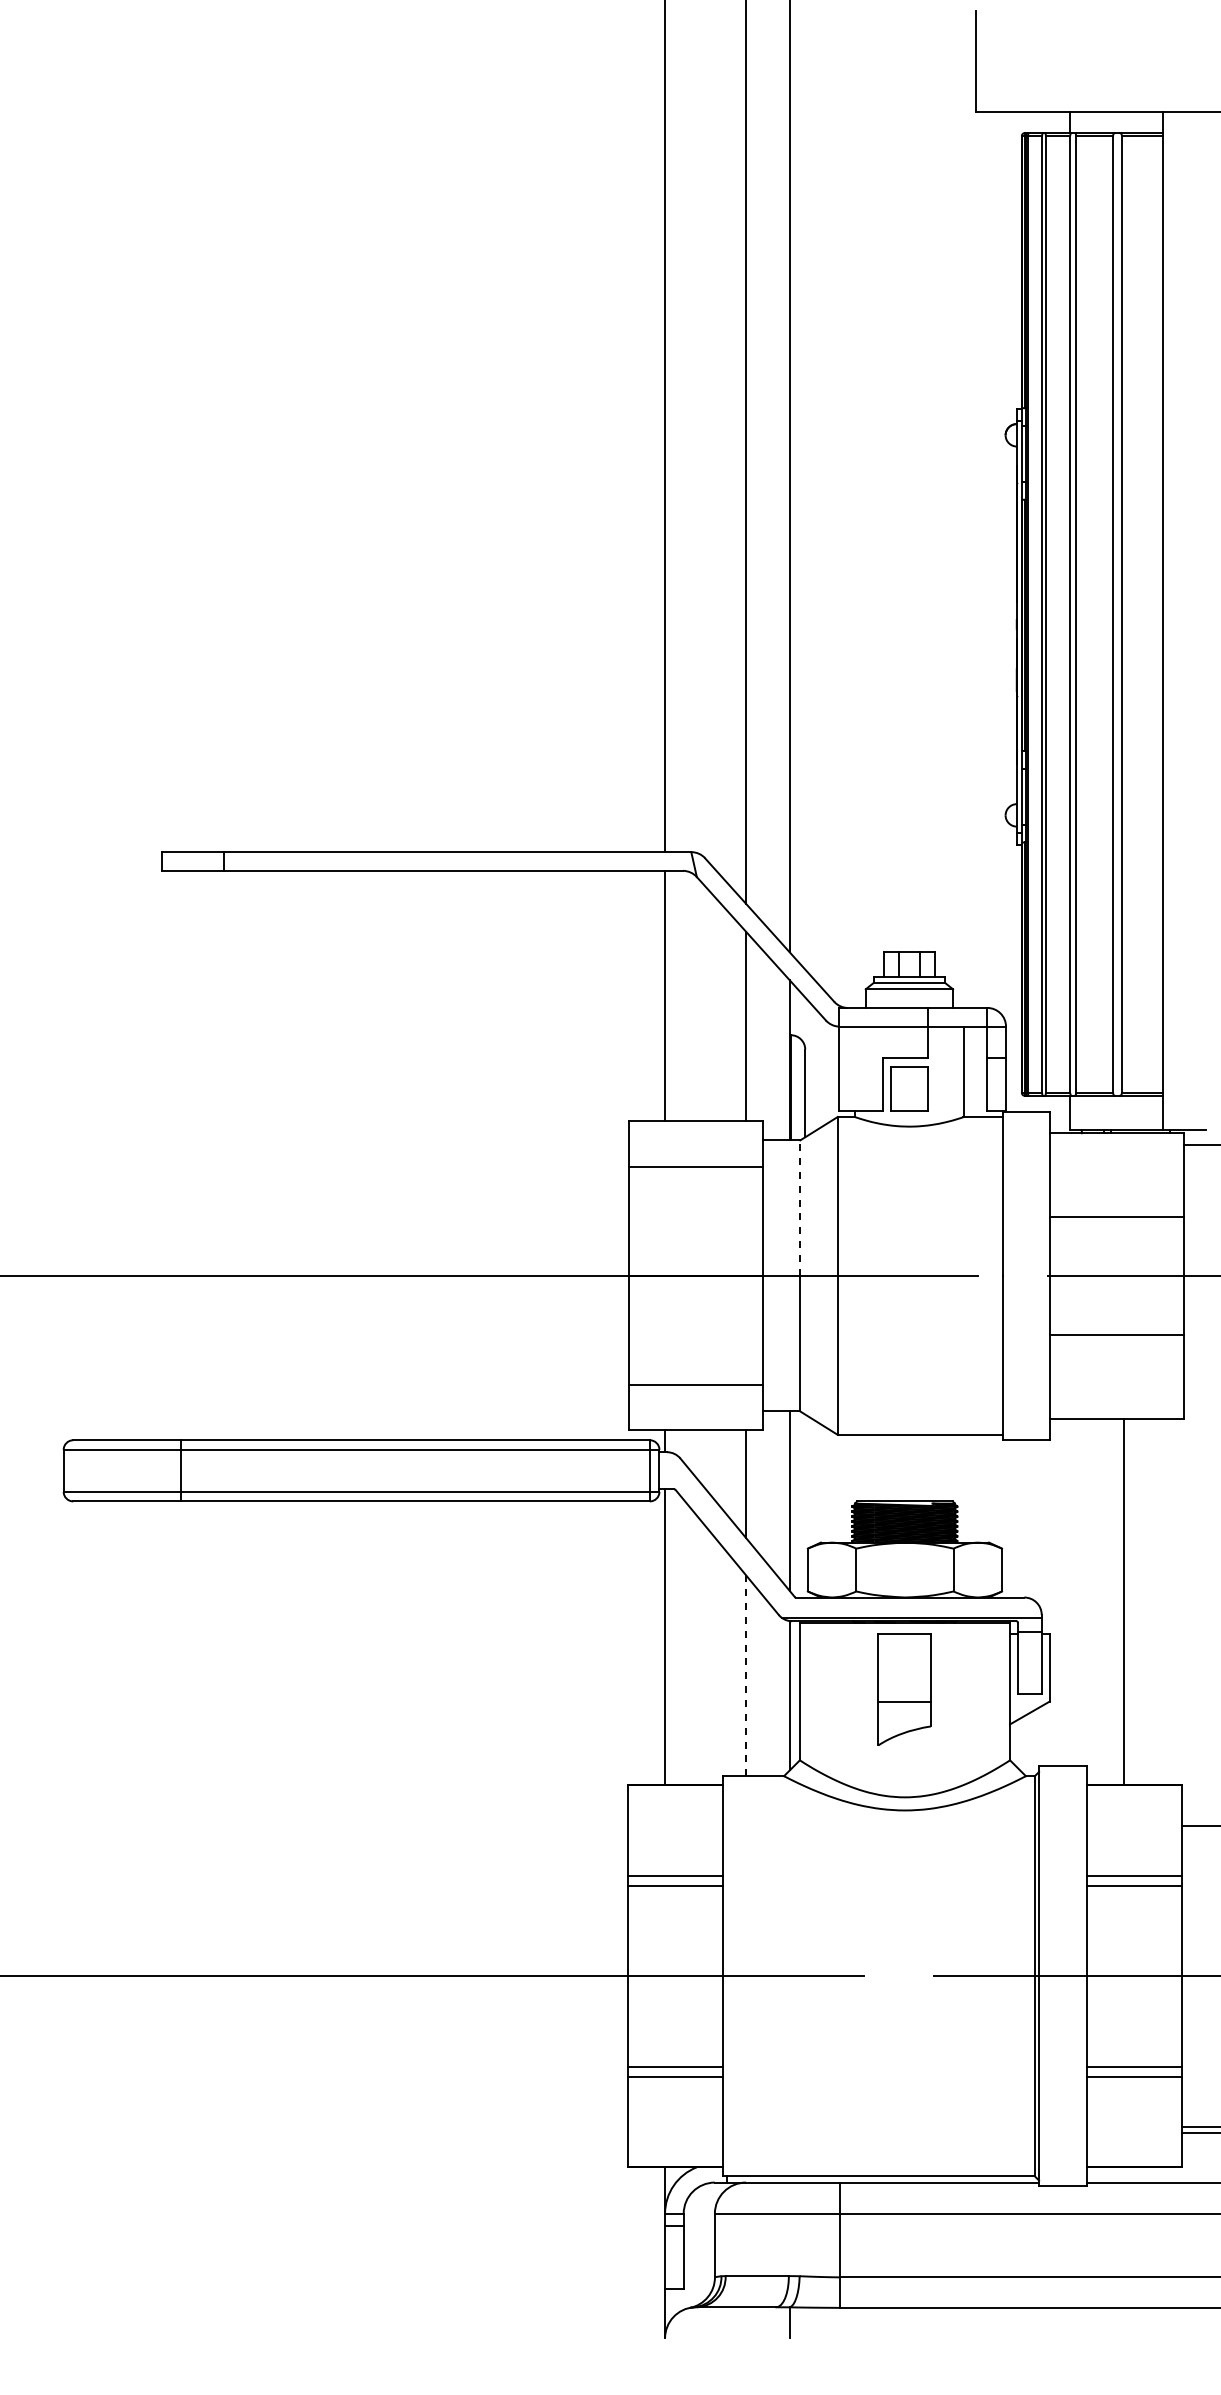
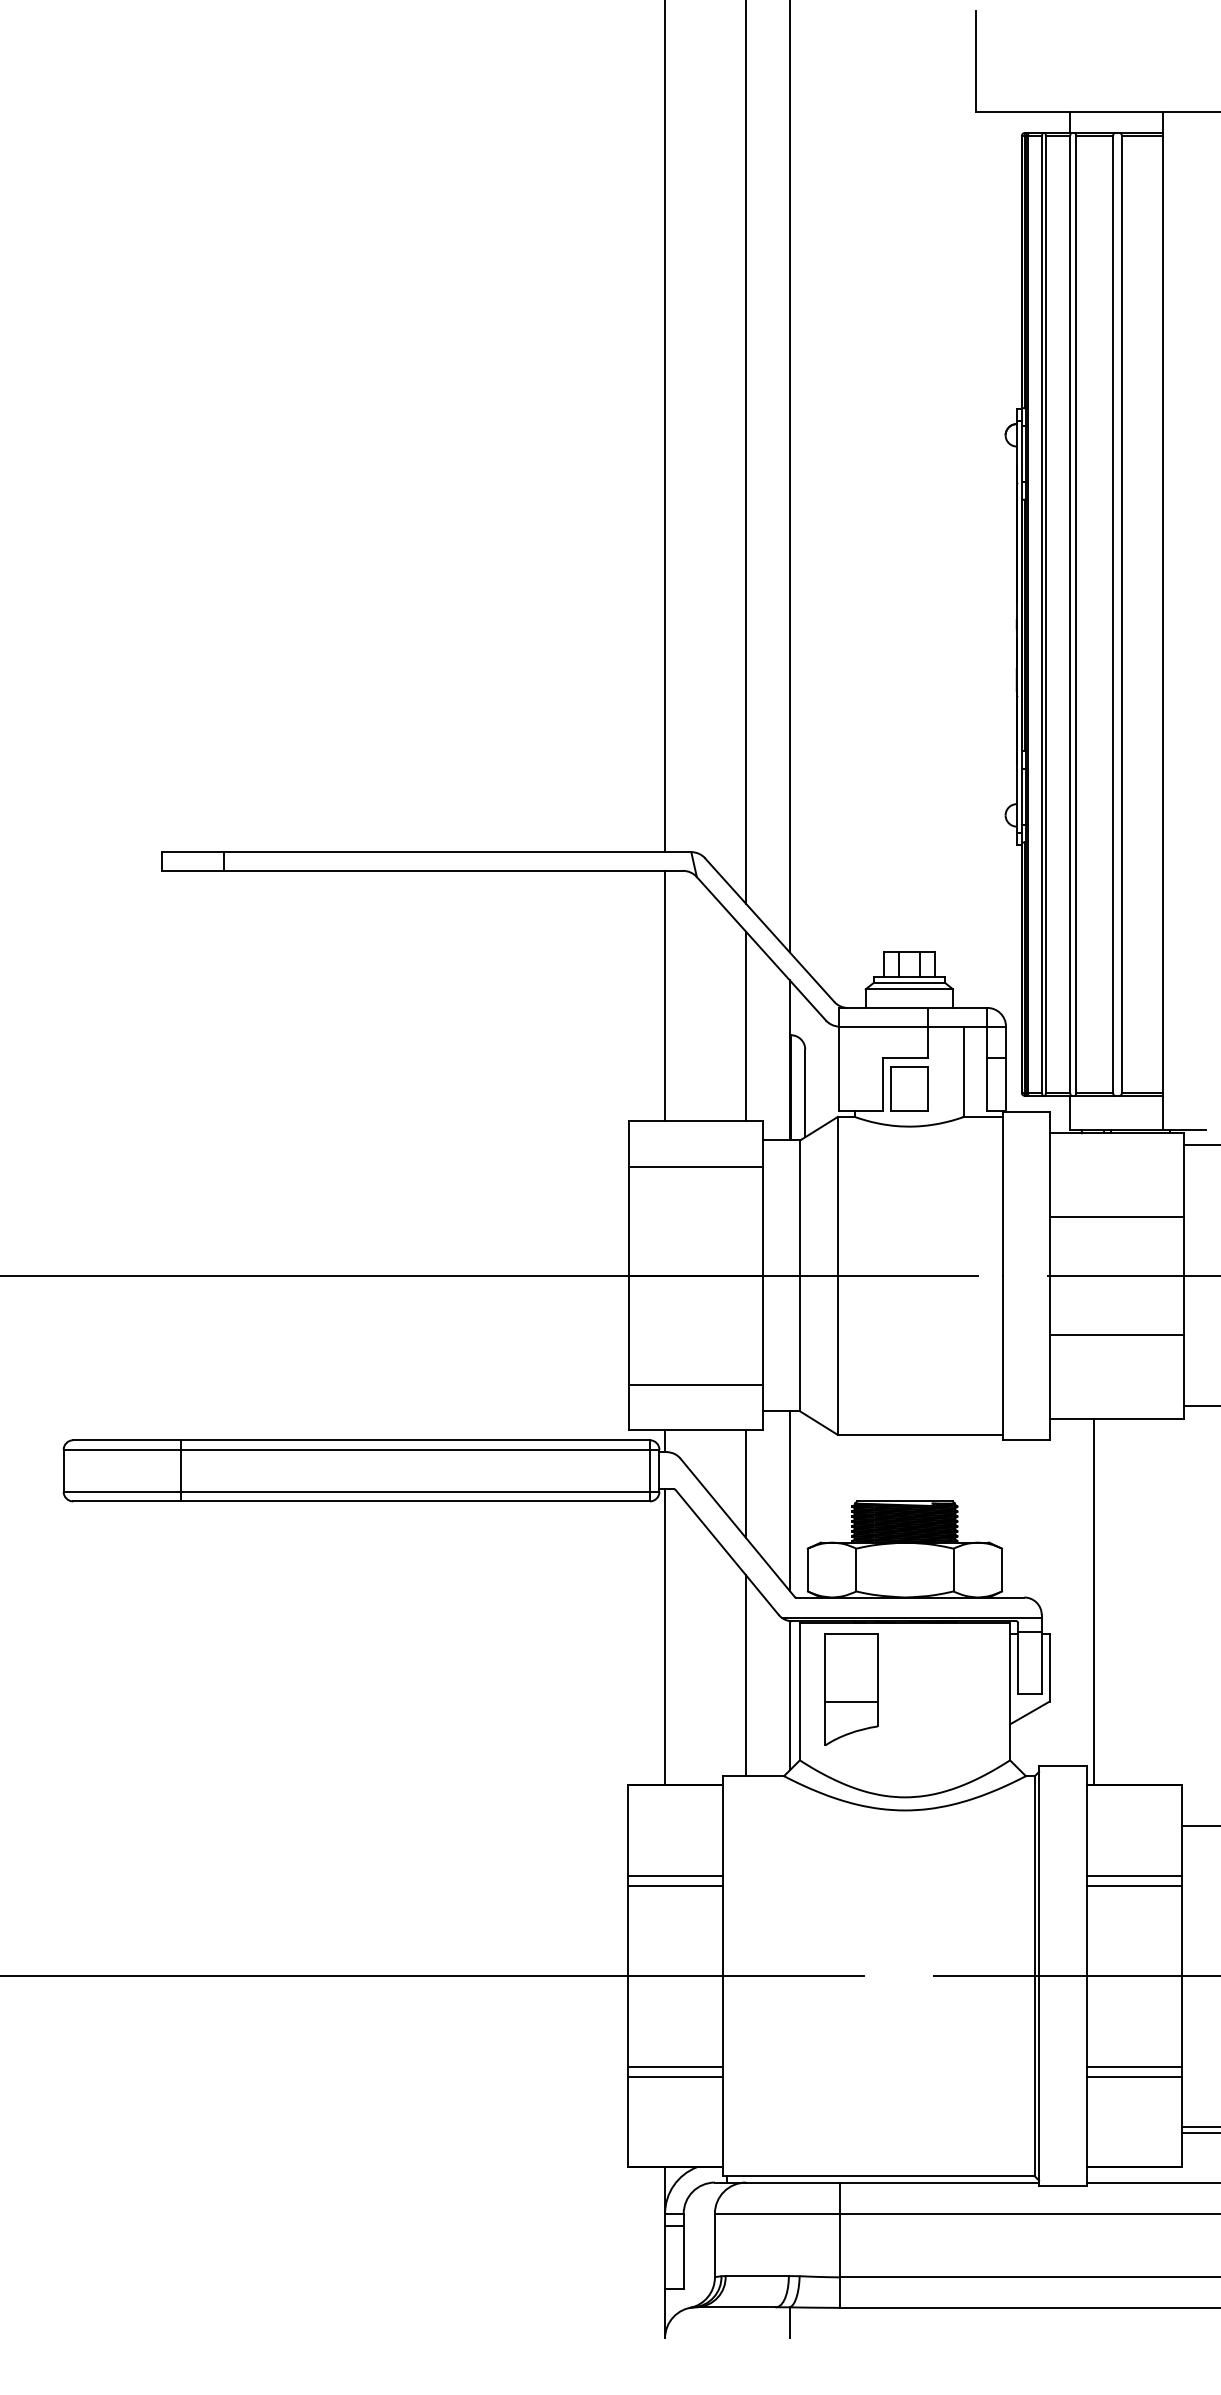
line: dashed -> solid (800, 1208)
line: none -> present (1200, 1406)
line position: (1124, 1601) -> (1094, 1601) (1094, 1601)
line: dashed -> solid (746, 1676)
part position: (904, 1689) -> (851, 1689) (851, 1689)
